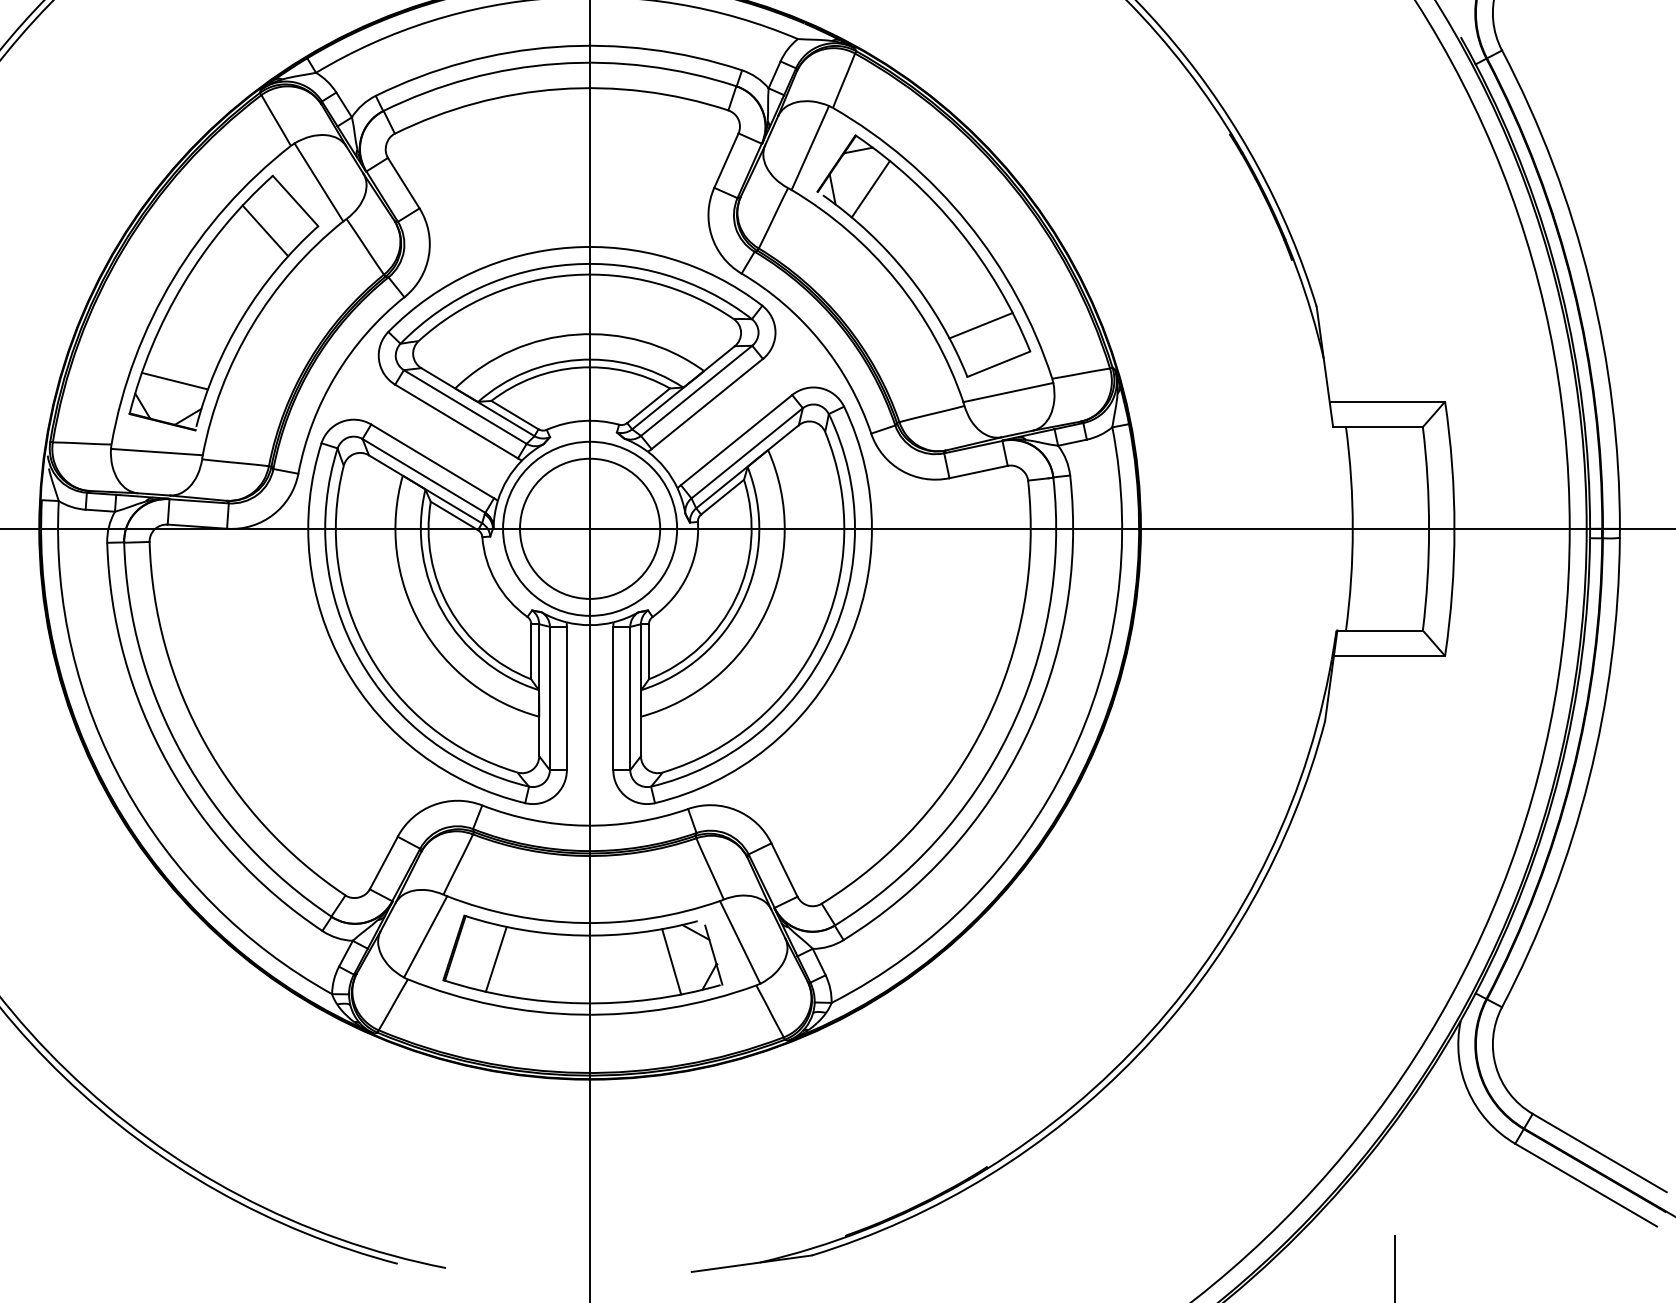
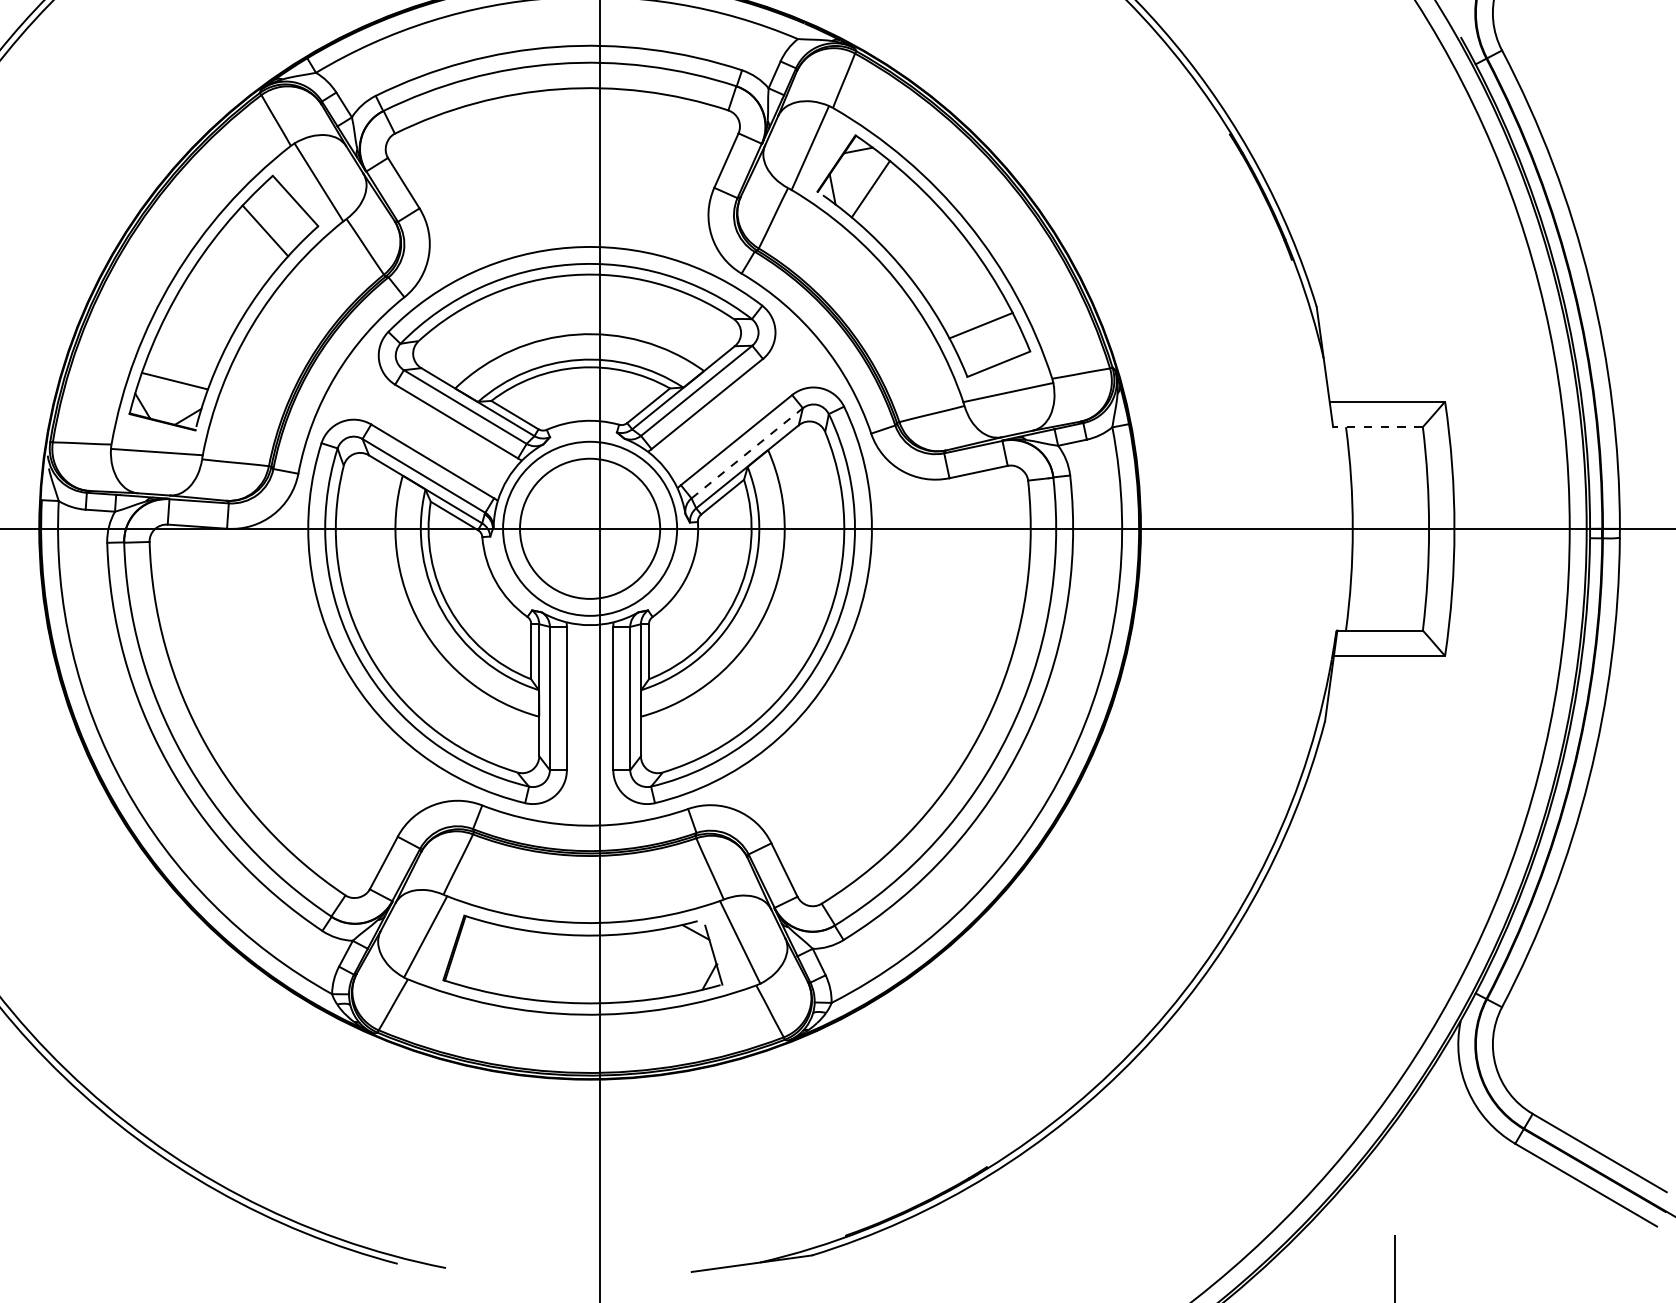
line: solid -> dashed (1378, 427)
line: solid -> dashed (747, 453)
line position: (590, 650) -> (600, 650) (600, 650)
line: present -> none (495, 959)
line: present -> none (671, 961)
